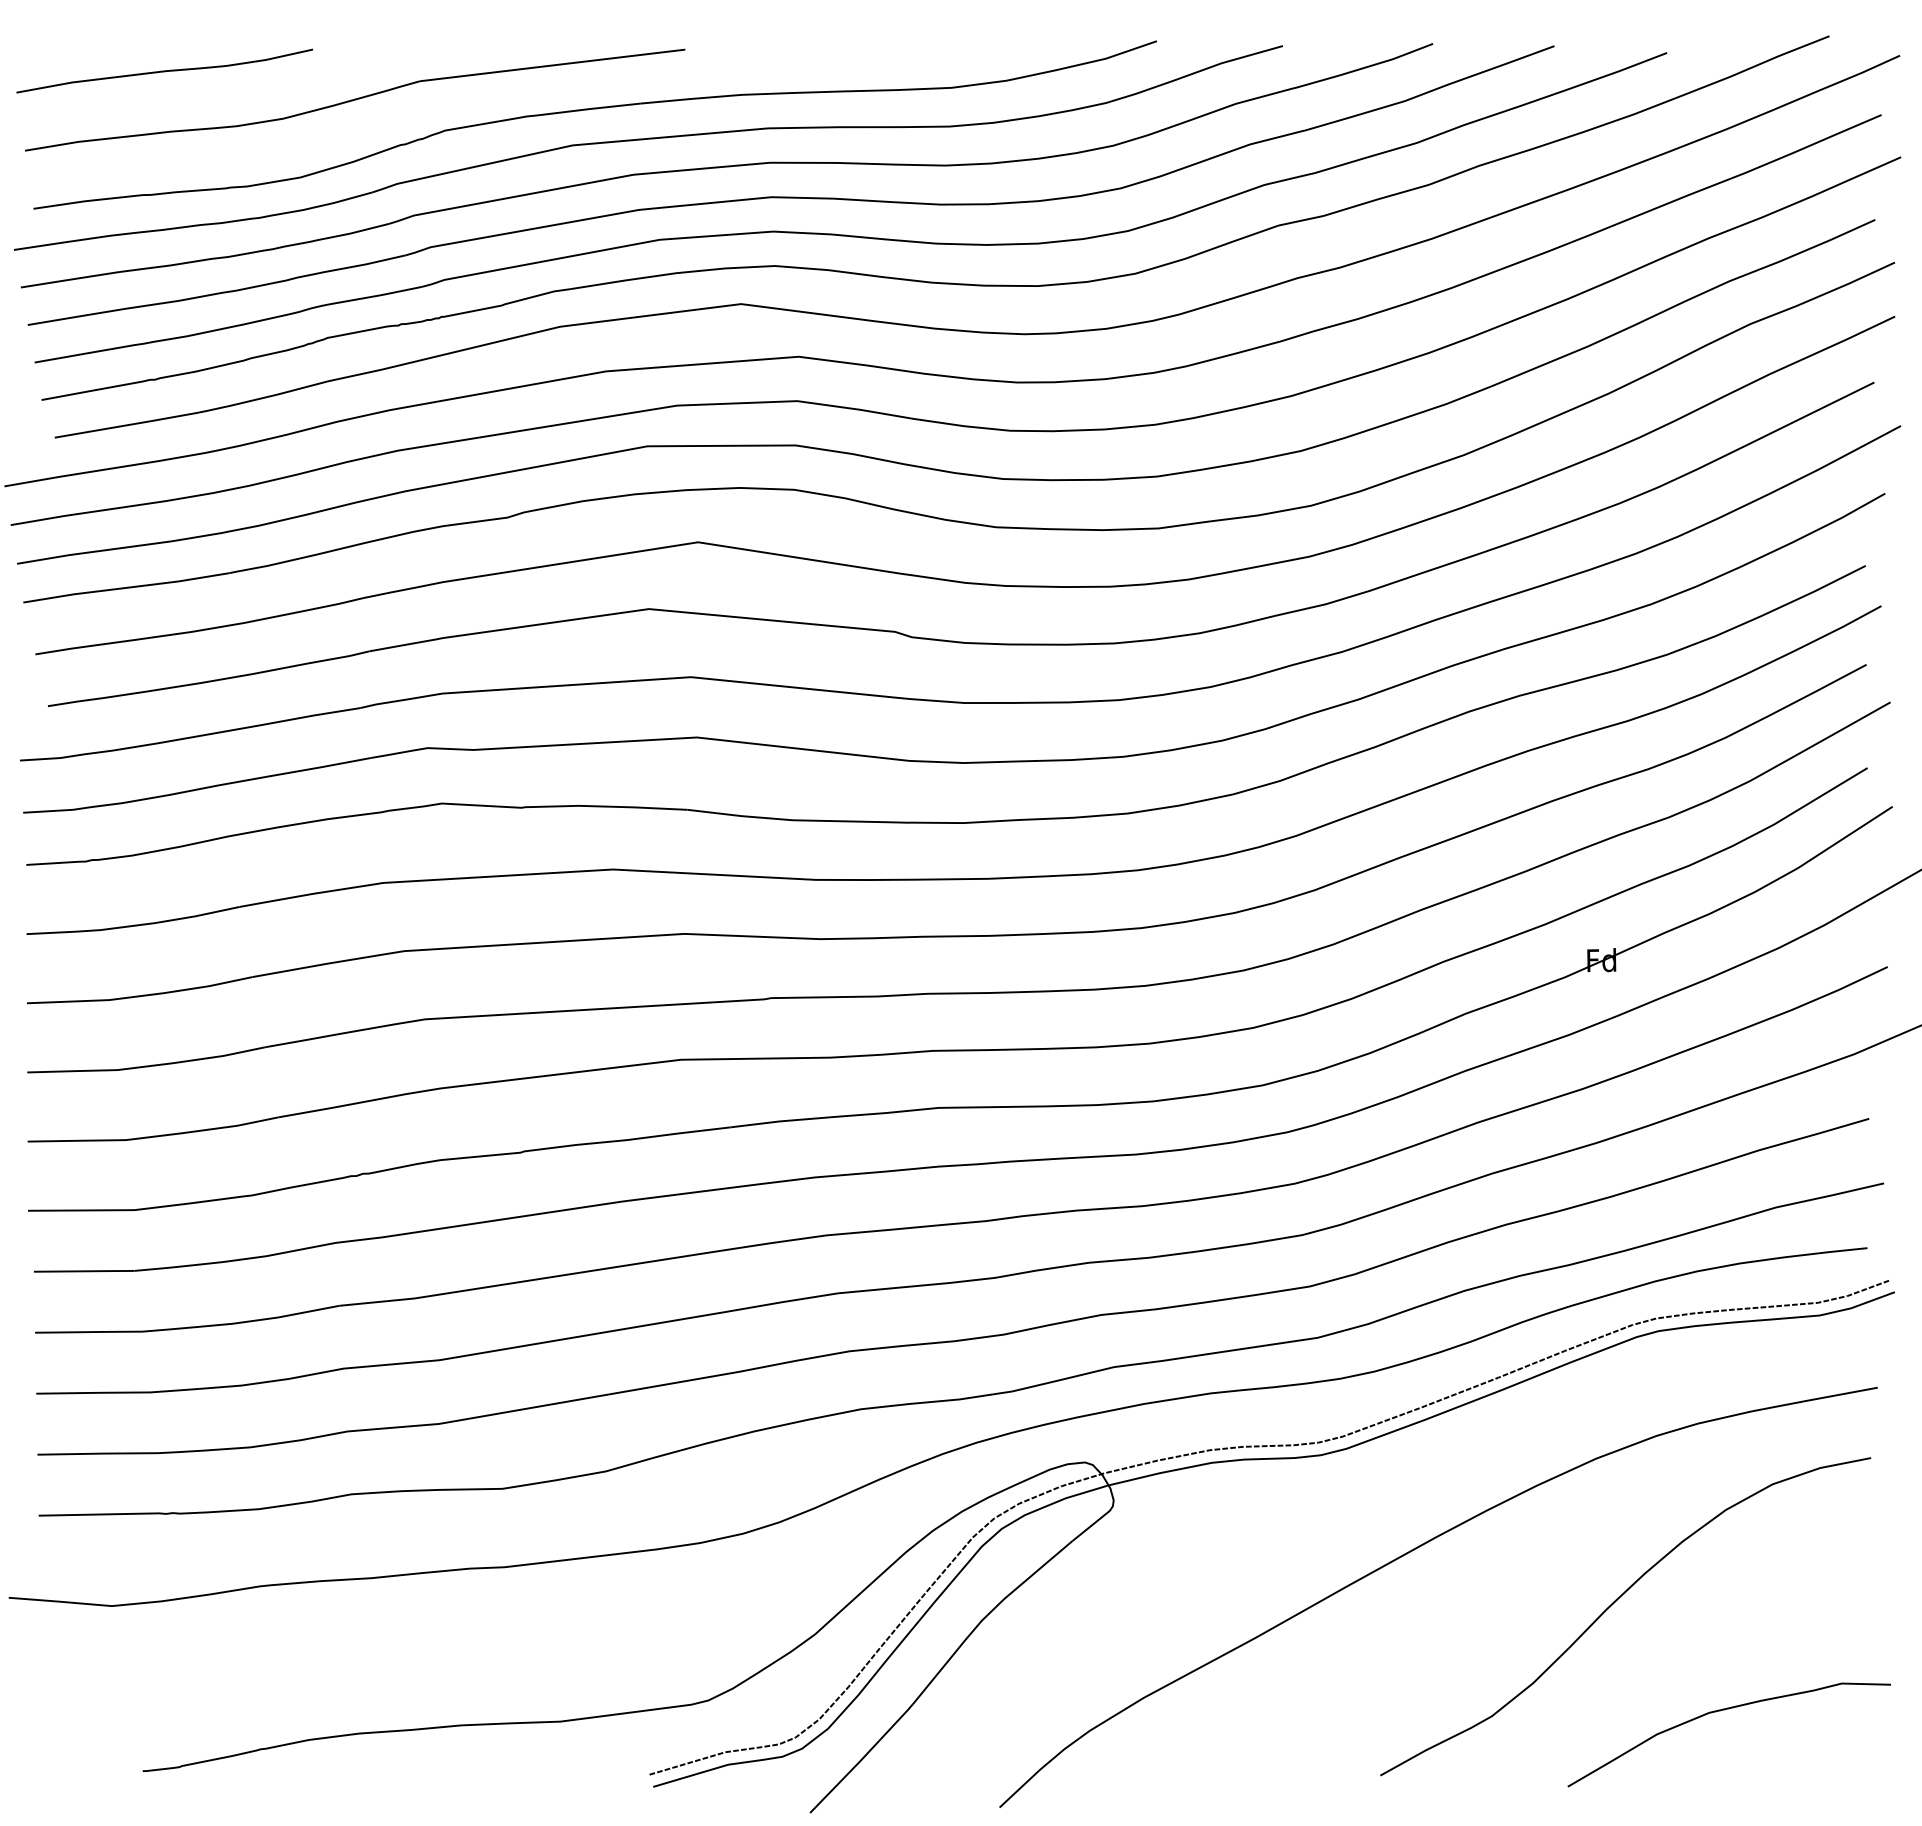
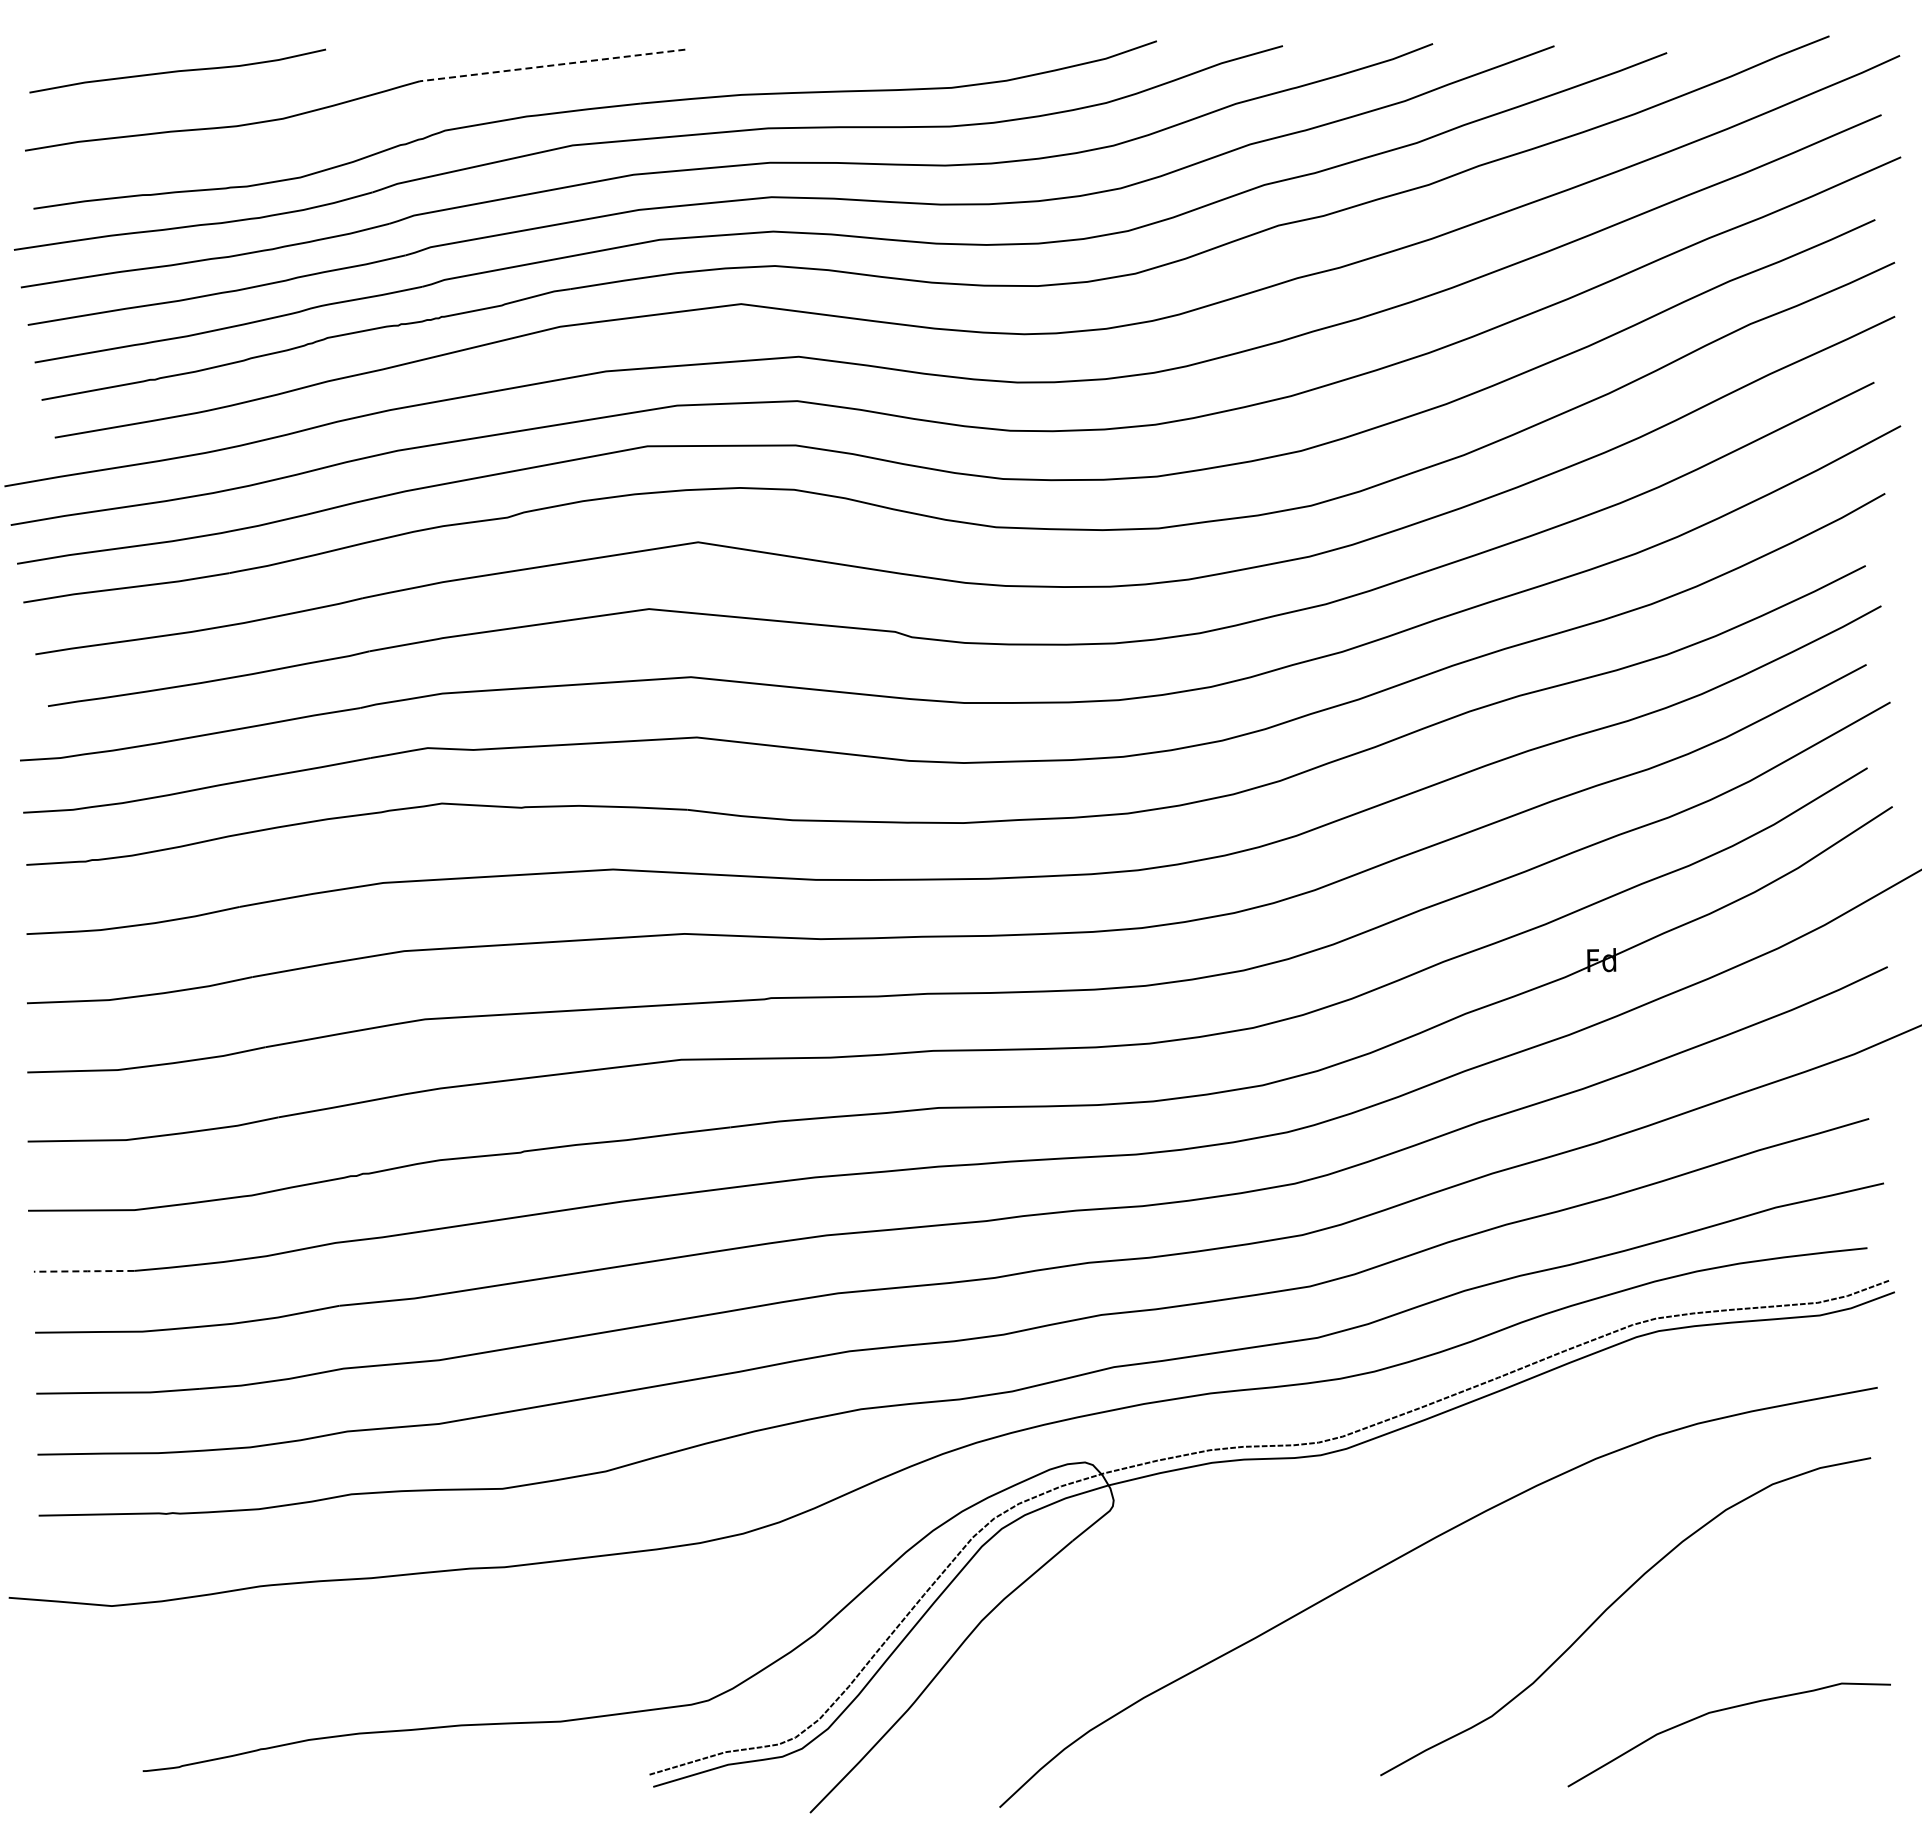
line: solid -> dashed (552, 65)
curve position: (164, 70) -> (177, 70) (177, 70)
line: solid -> dashed (85, 1271)
